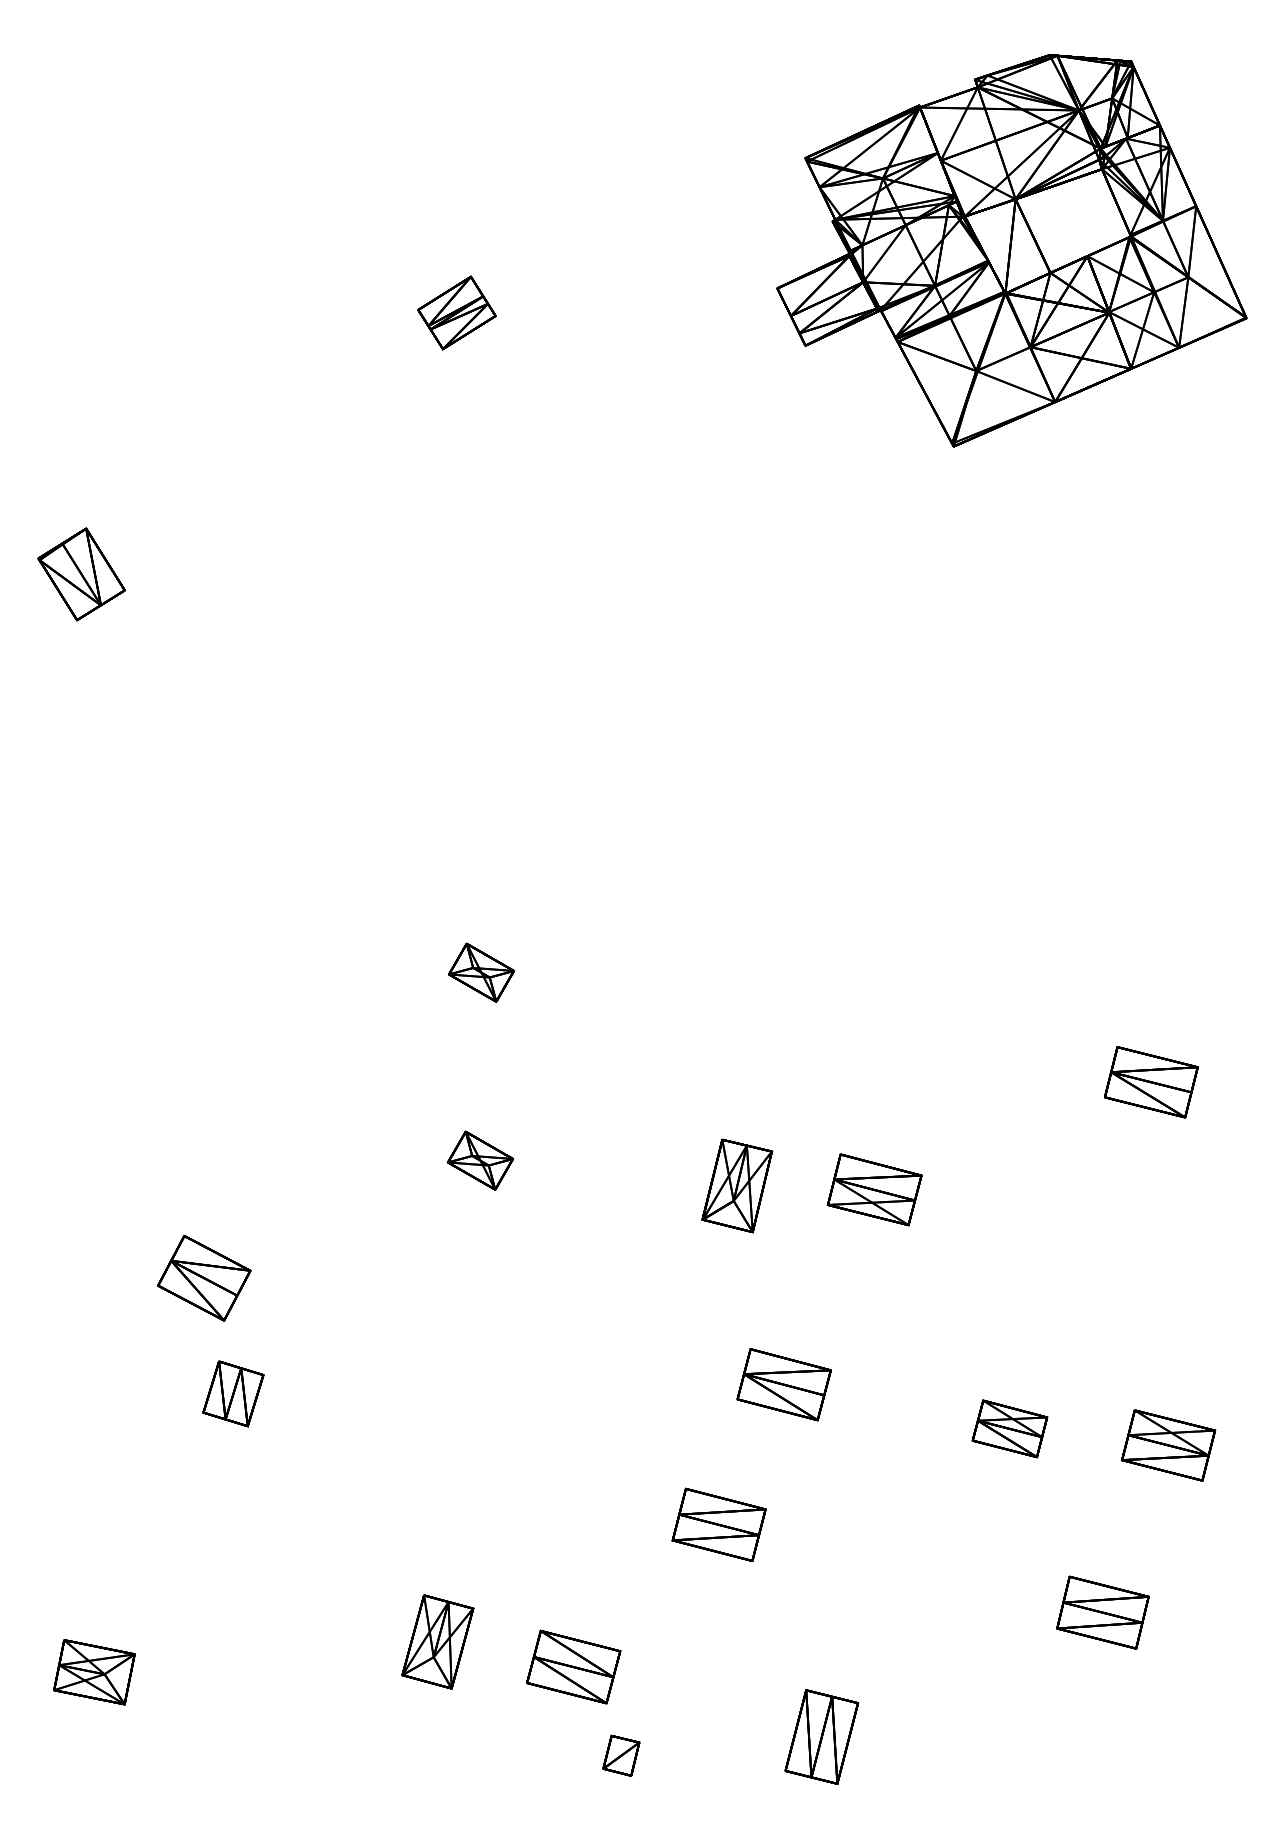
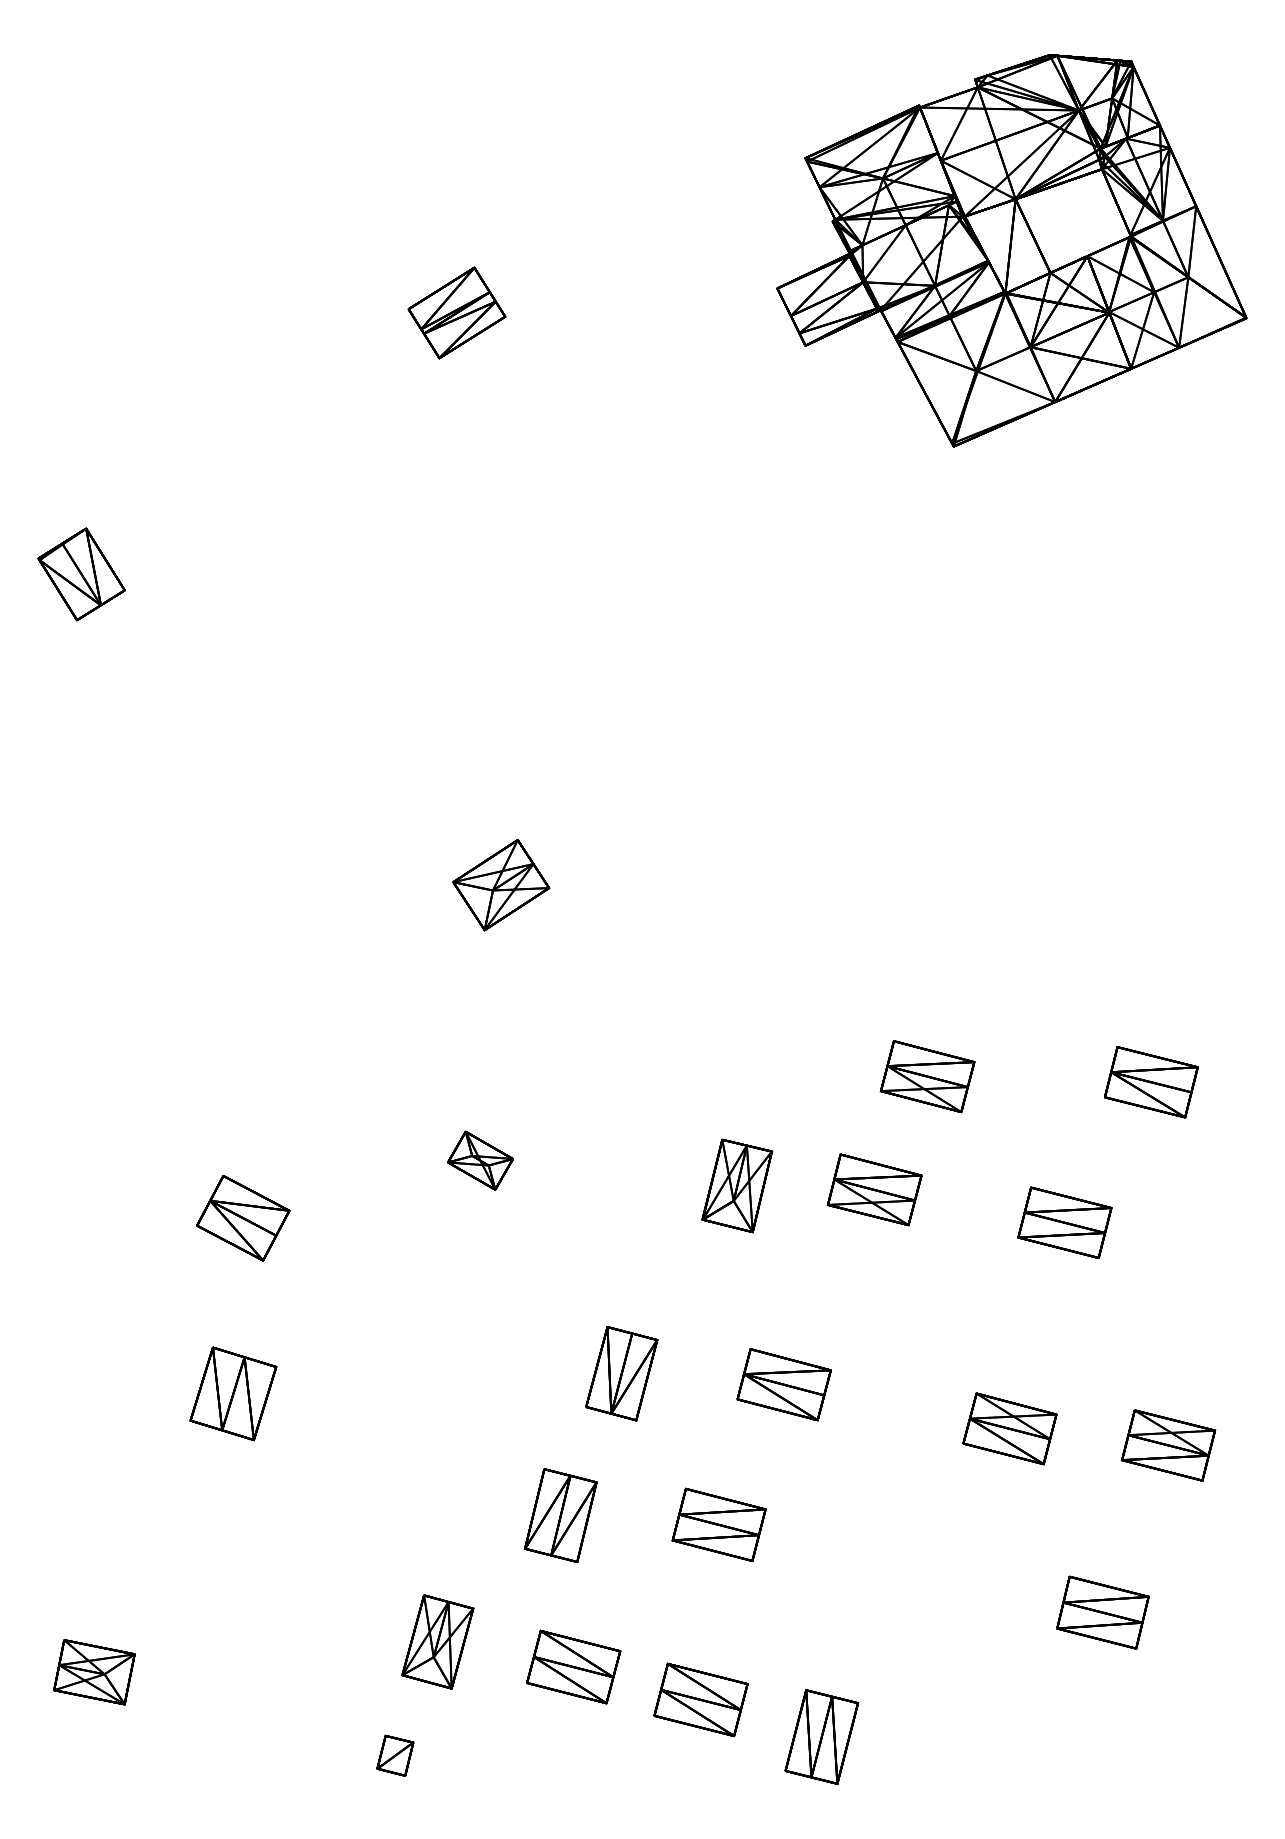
part size: 80x76 px -> 100x94 px (456, 312)
part: none -> present (501, 885)
part: present -> none (481, 972)
part: none -> present (927, 1076)
part: none -> present (1064, 1222)
part position: (204, 1278) -> (243, 1218) (243, 1218)
part: none -> present (621, 1373)
part size: 63x68 px -> 89x96 px (233, 1393)
part size: 78x60 px -> 96x74 px (1009, 1428)
part: none -> present (560, 1515)
part: none -> present (700, 1699)
part position: (621, 1755) -> (395, 1755) (395, 1755)
